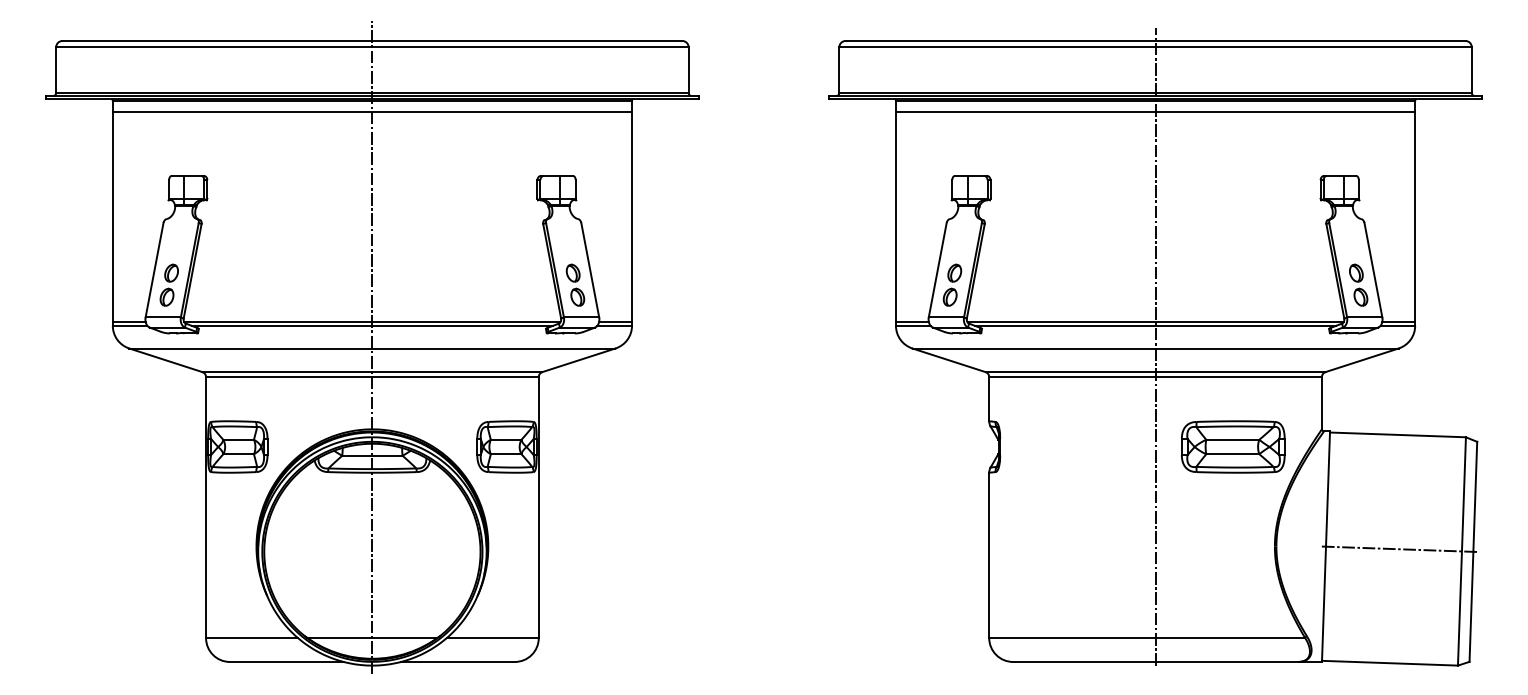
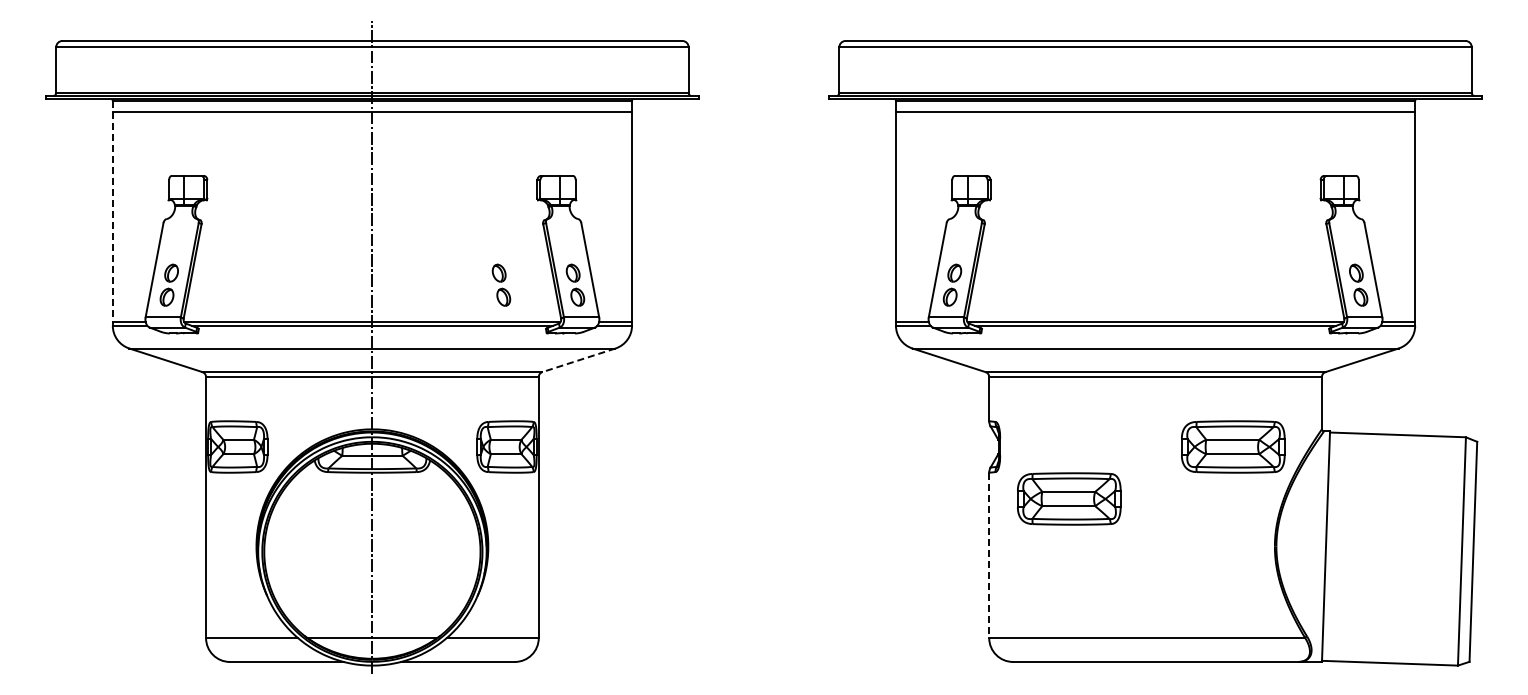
line: solid -> dashed (112, 211)
part: none -> present (501, 284)
line: present -> none (1155, 347)
line: solid -> dashed (578, 360)
part: none -> present (1069, 498)
line: present -> none (1399, 548)
line: solid -> dashed (989, 555)
